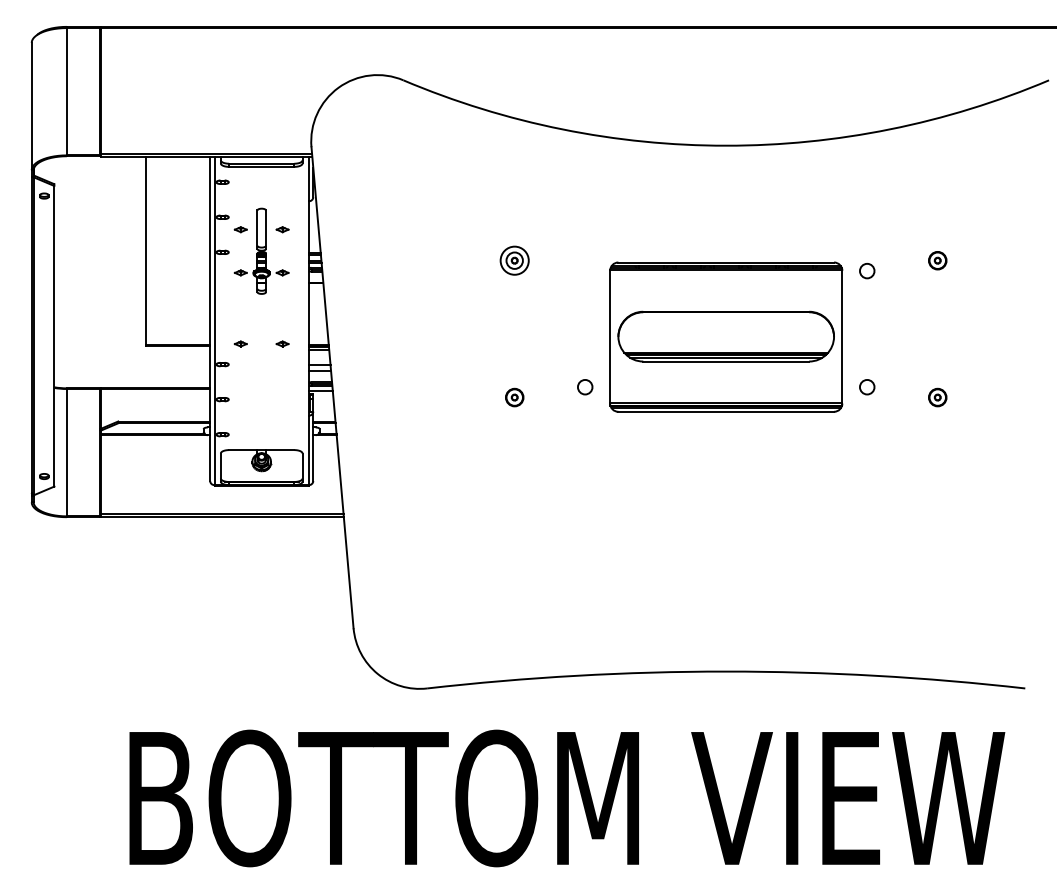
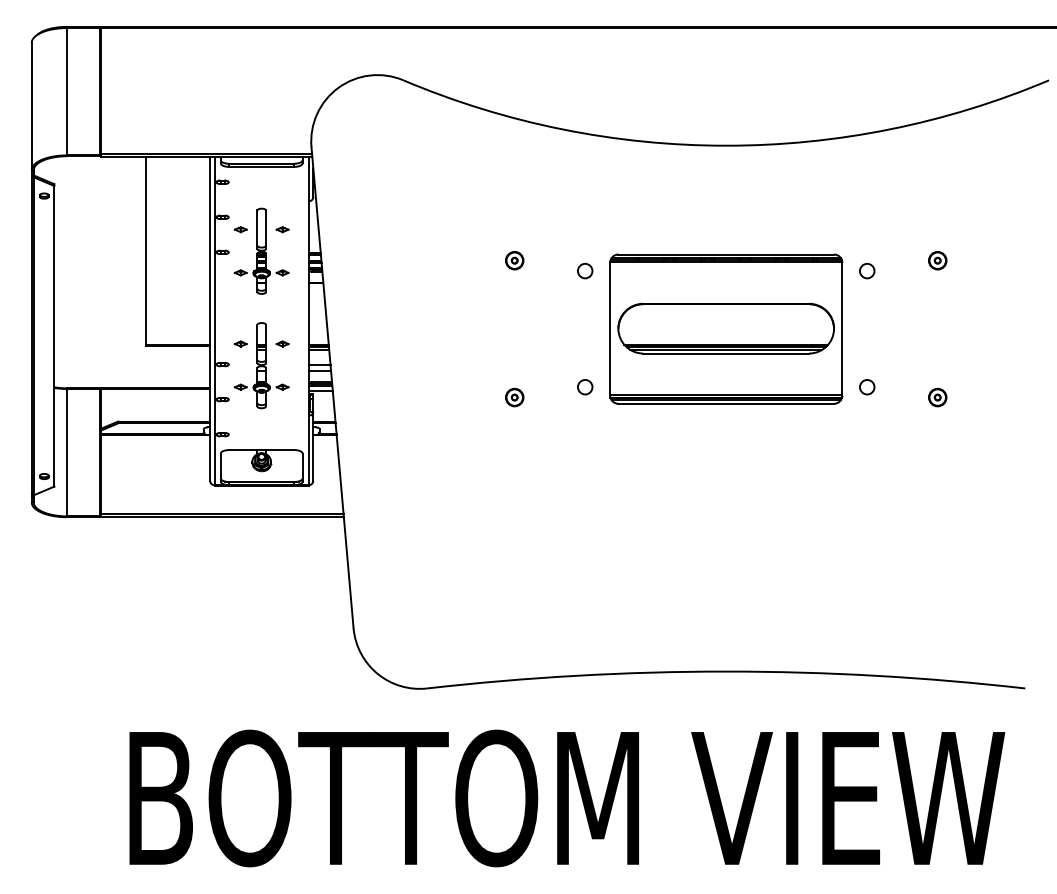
circle diameter: 28 px -> 18 px (514, 260)
circle: none -> present (585, 271)
part position: (726, 336) -> (726, 328) (726, 328)
part: none -> present (261, 365)
